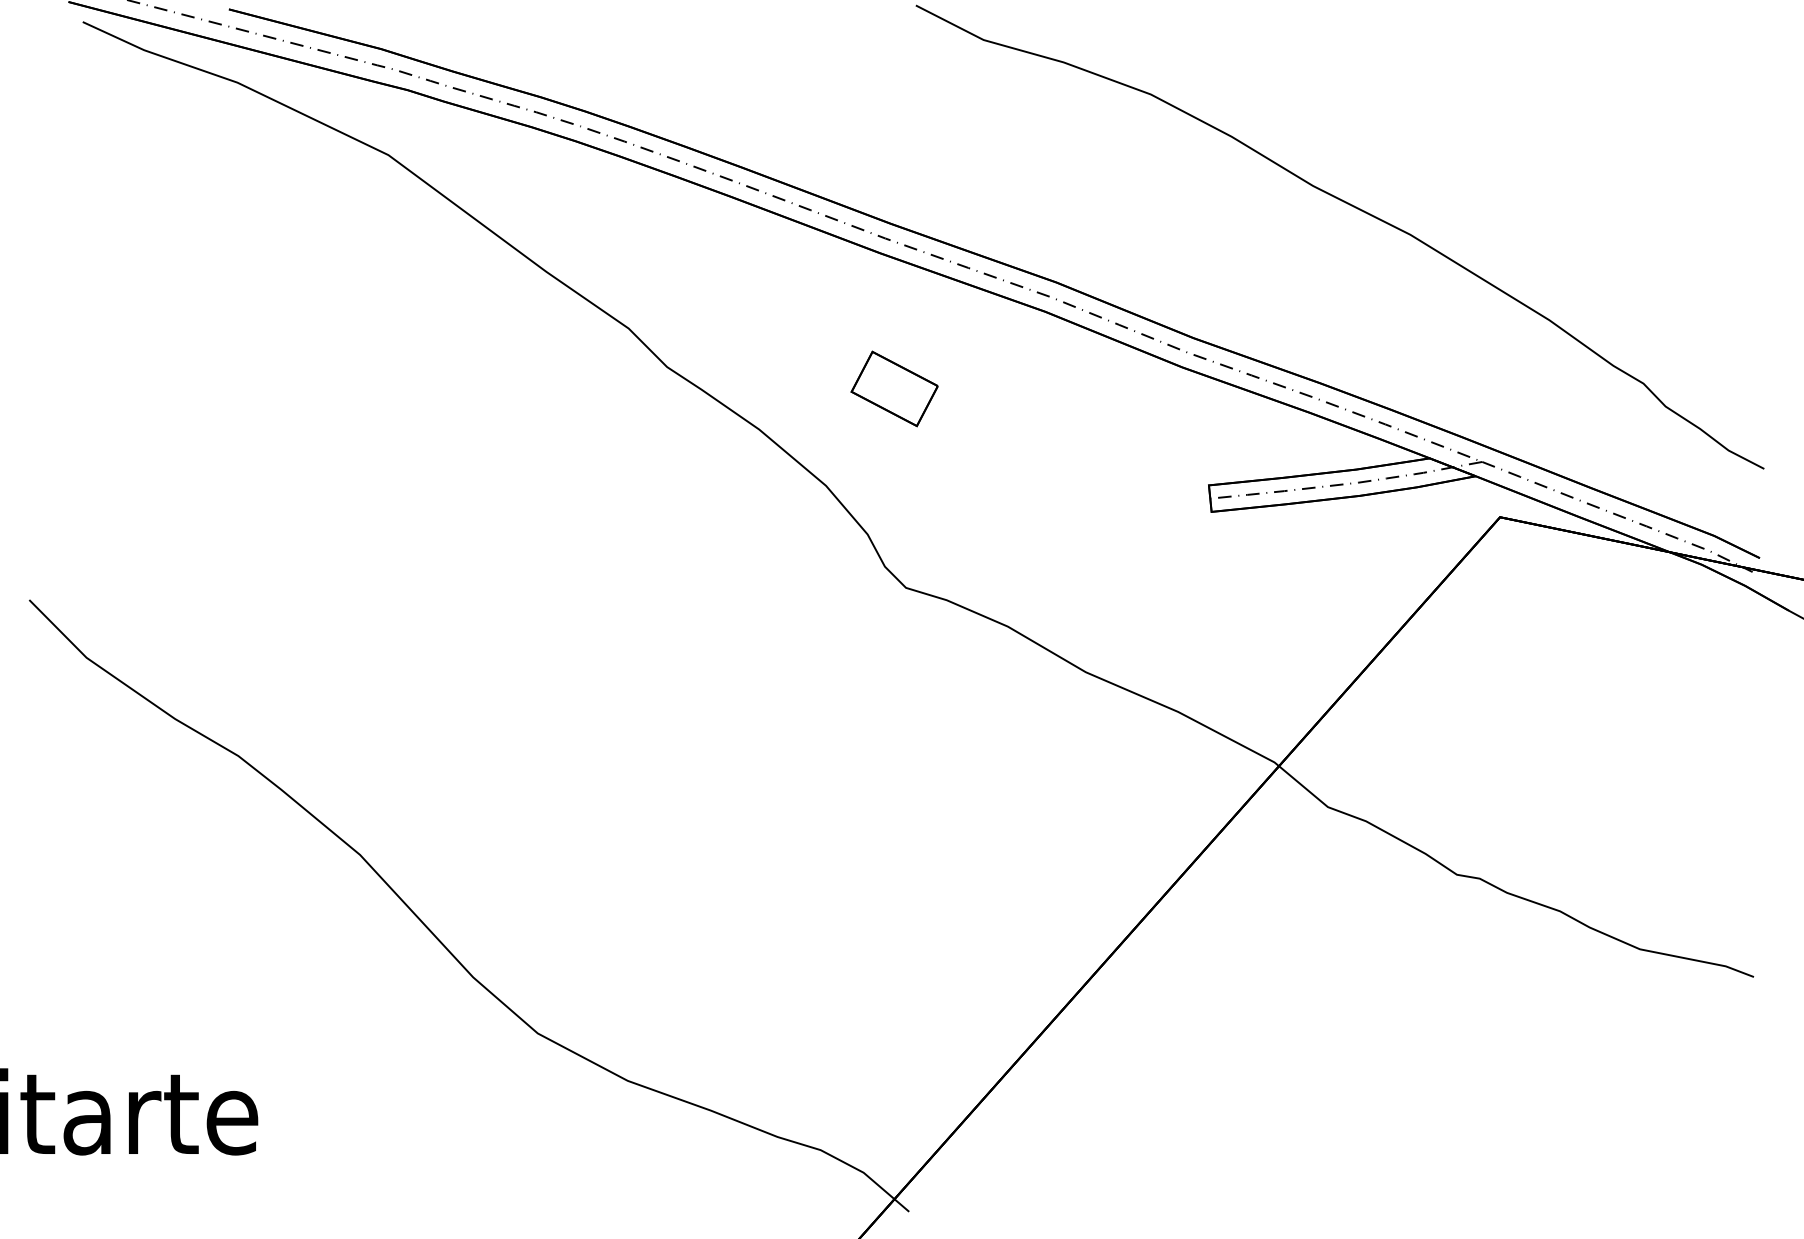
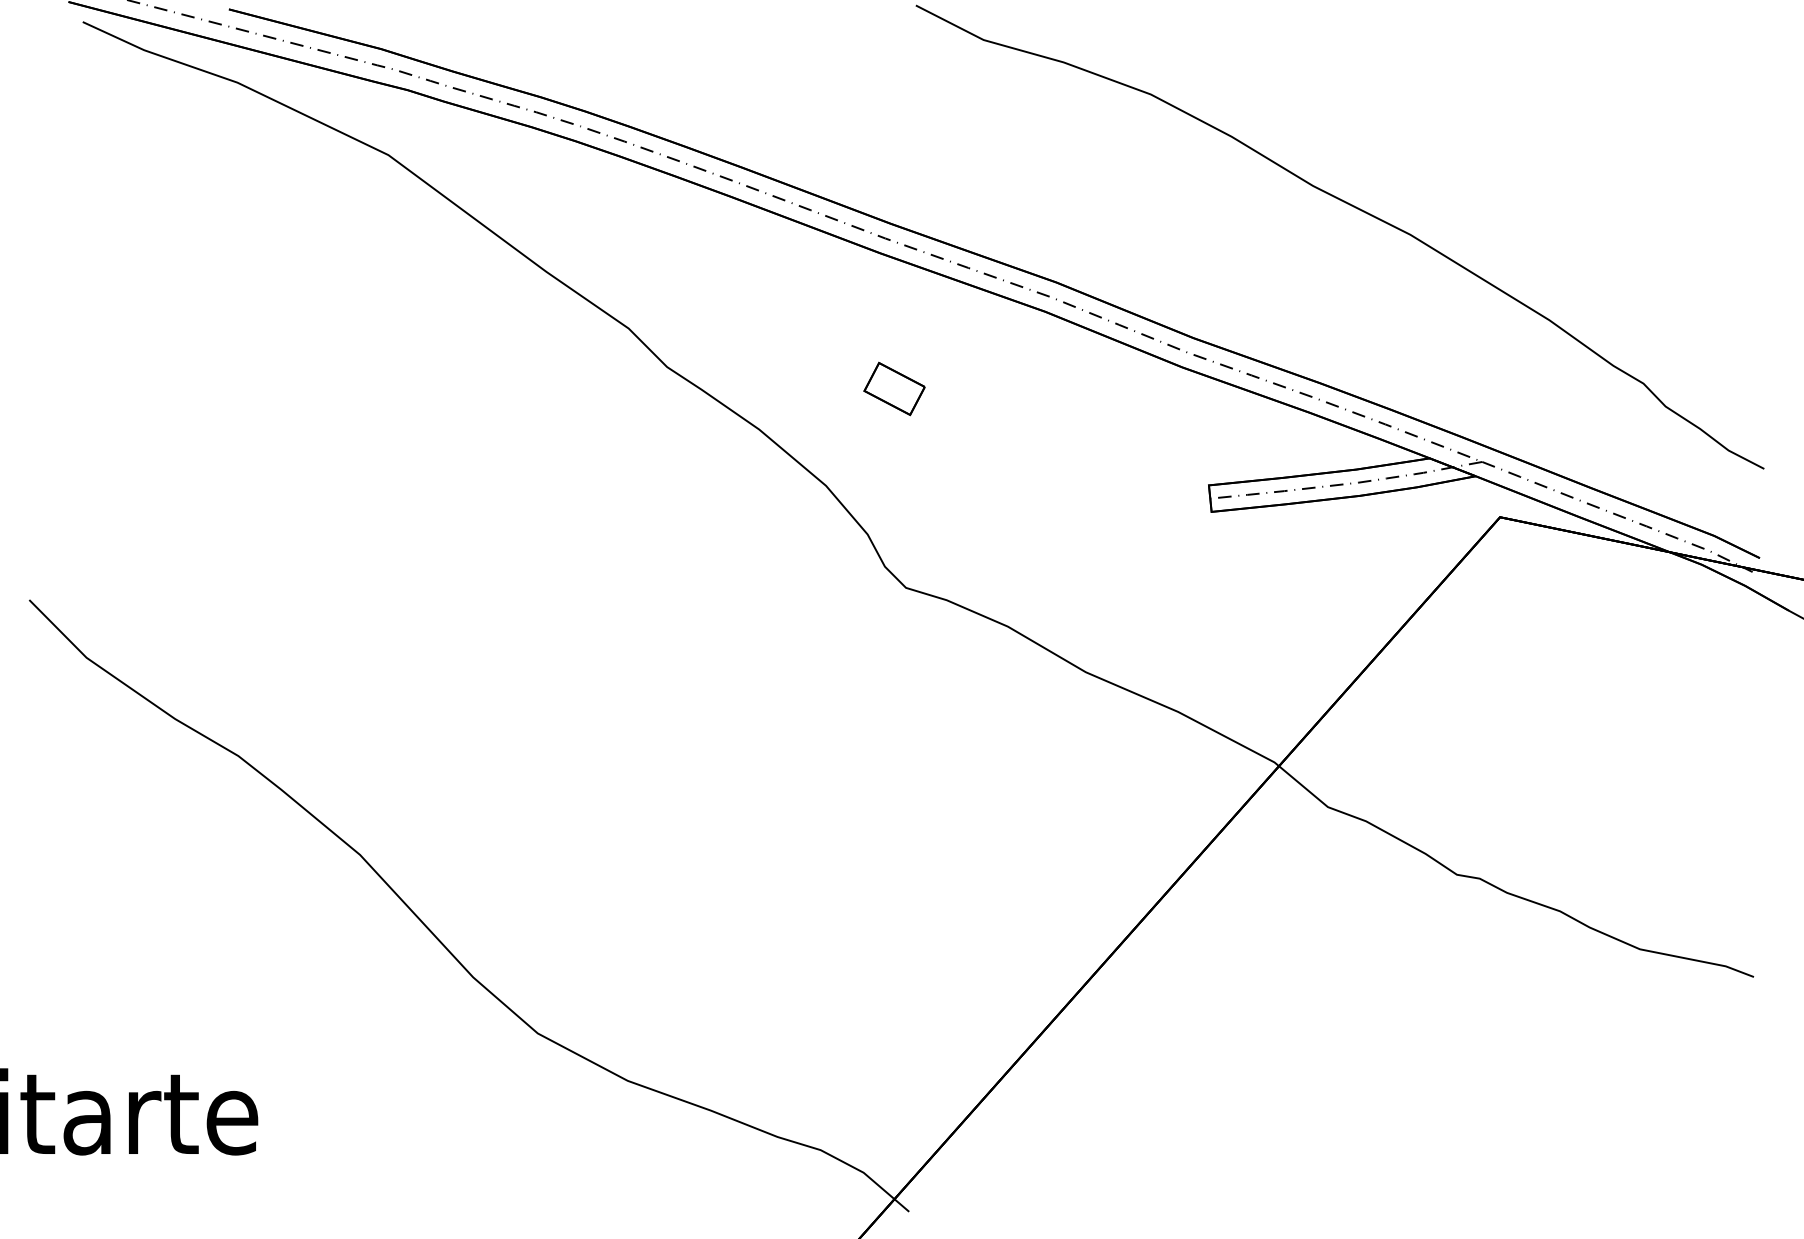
part size: 89x78 px -> 63x56 px (894, 388)
